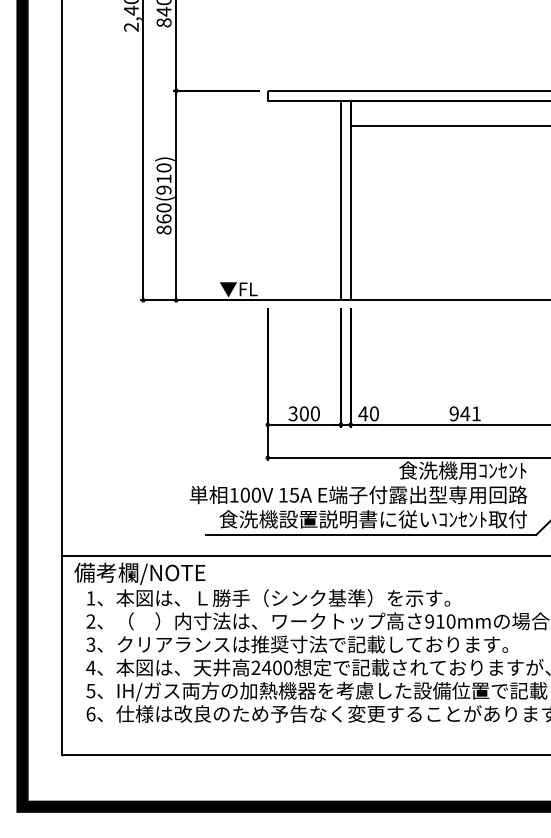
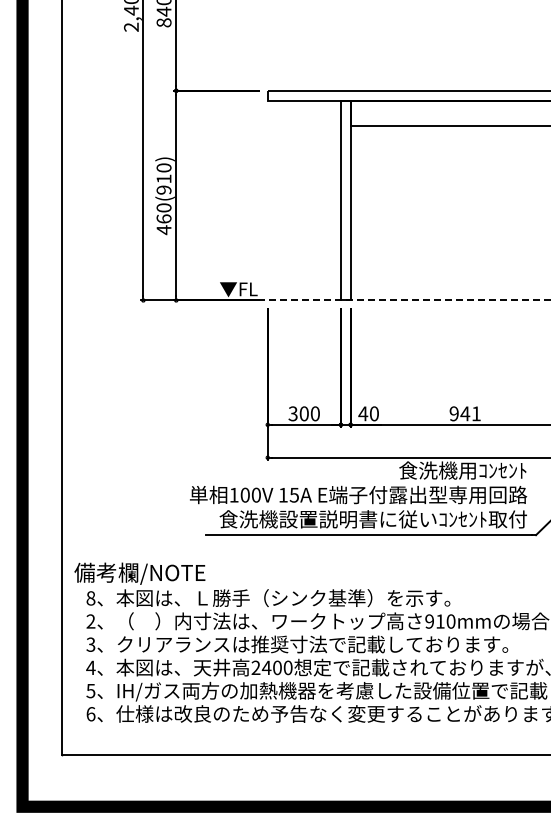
text: 860(910) -> 460(910) (163, 230)
line: solid -> dashed (387, 300)
line: present -> none (304, 556)
text: 1 -> 8 (90, 598)
